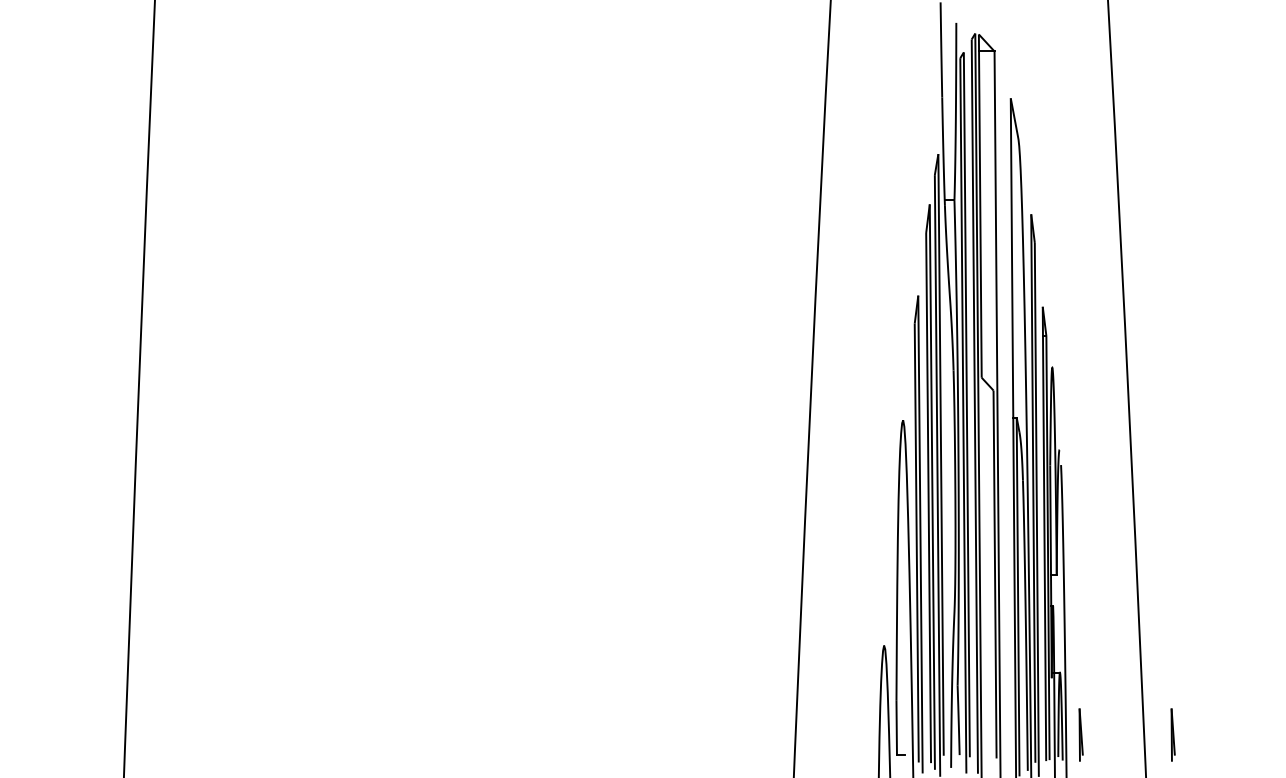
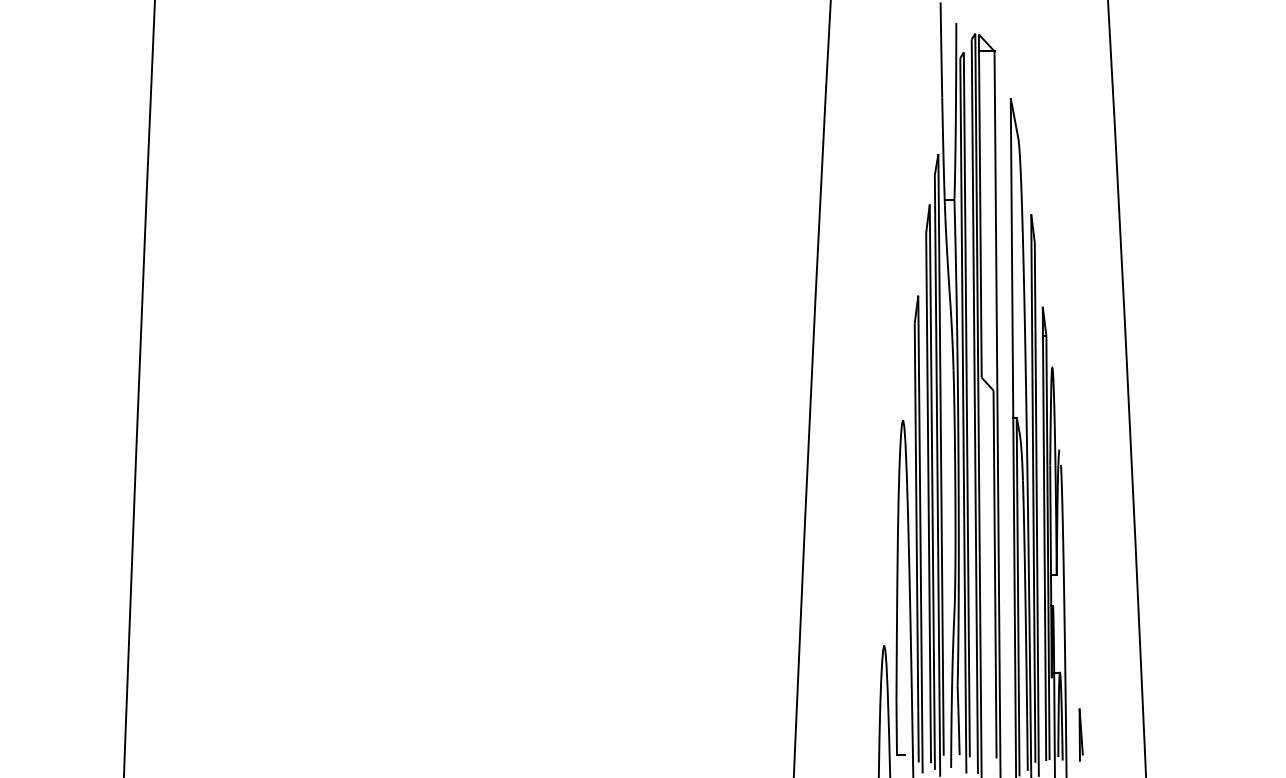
part: present -> none (1172, 734)
